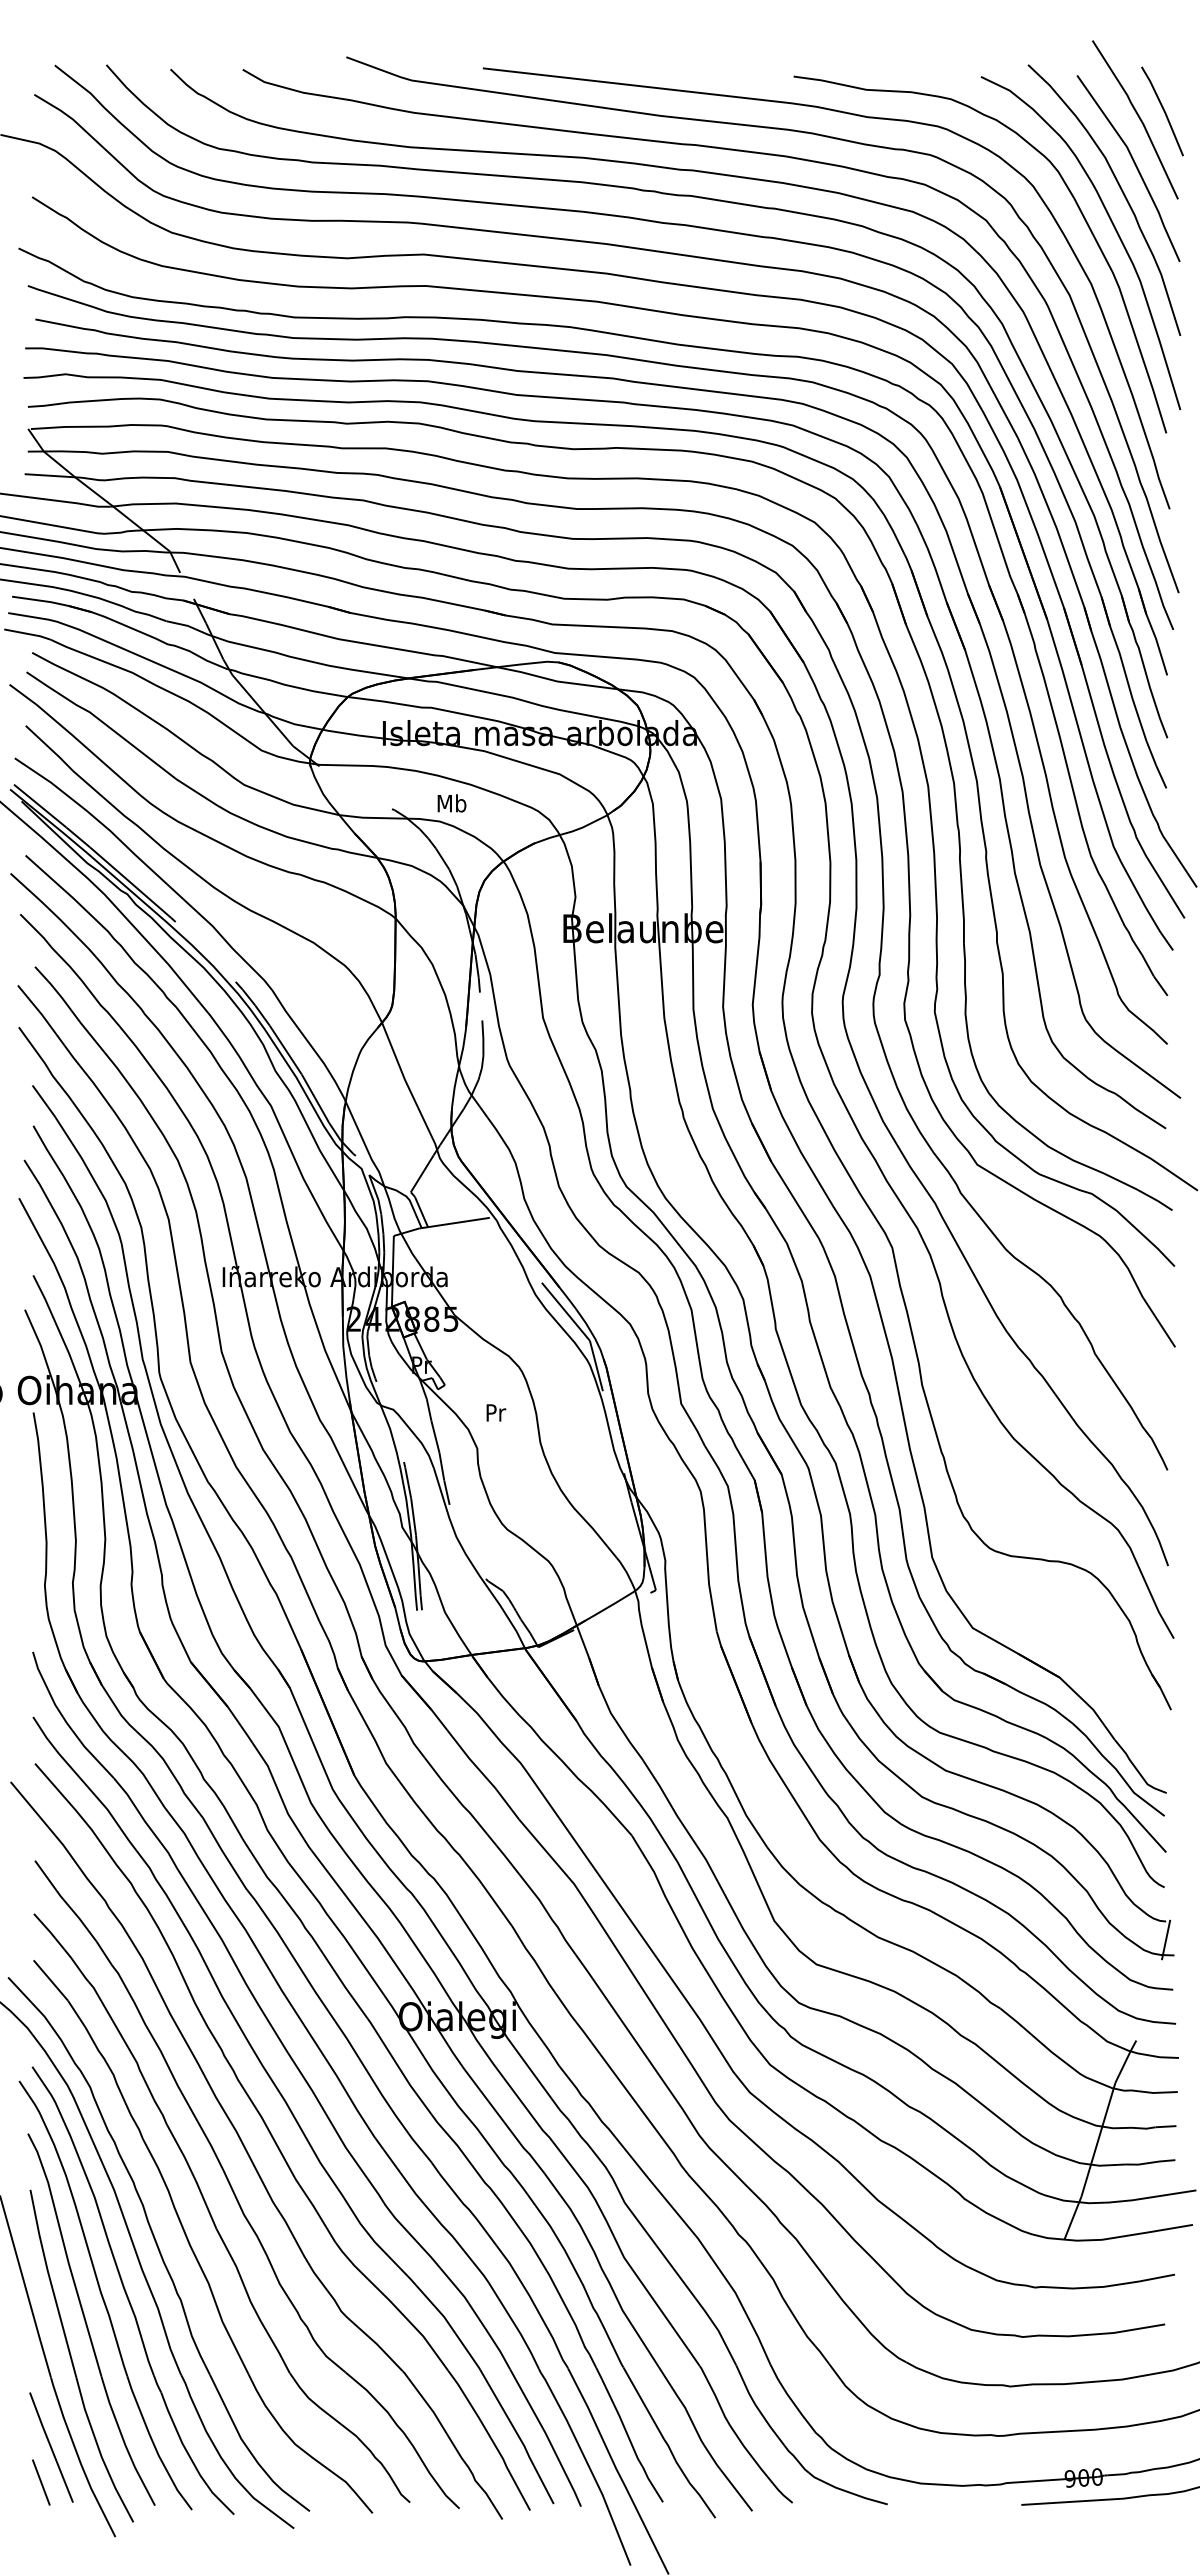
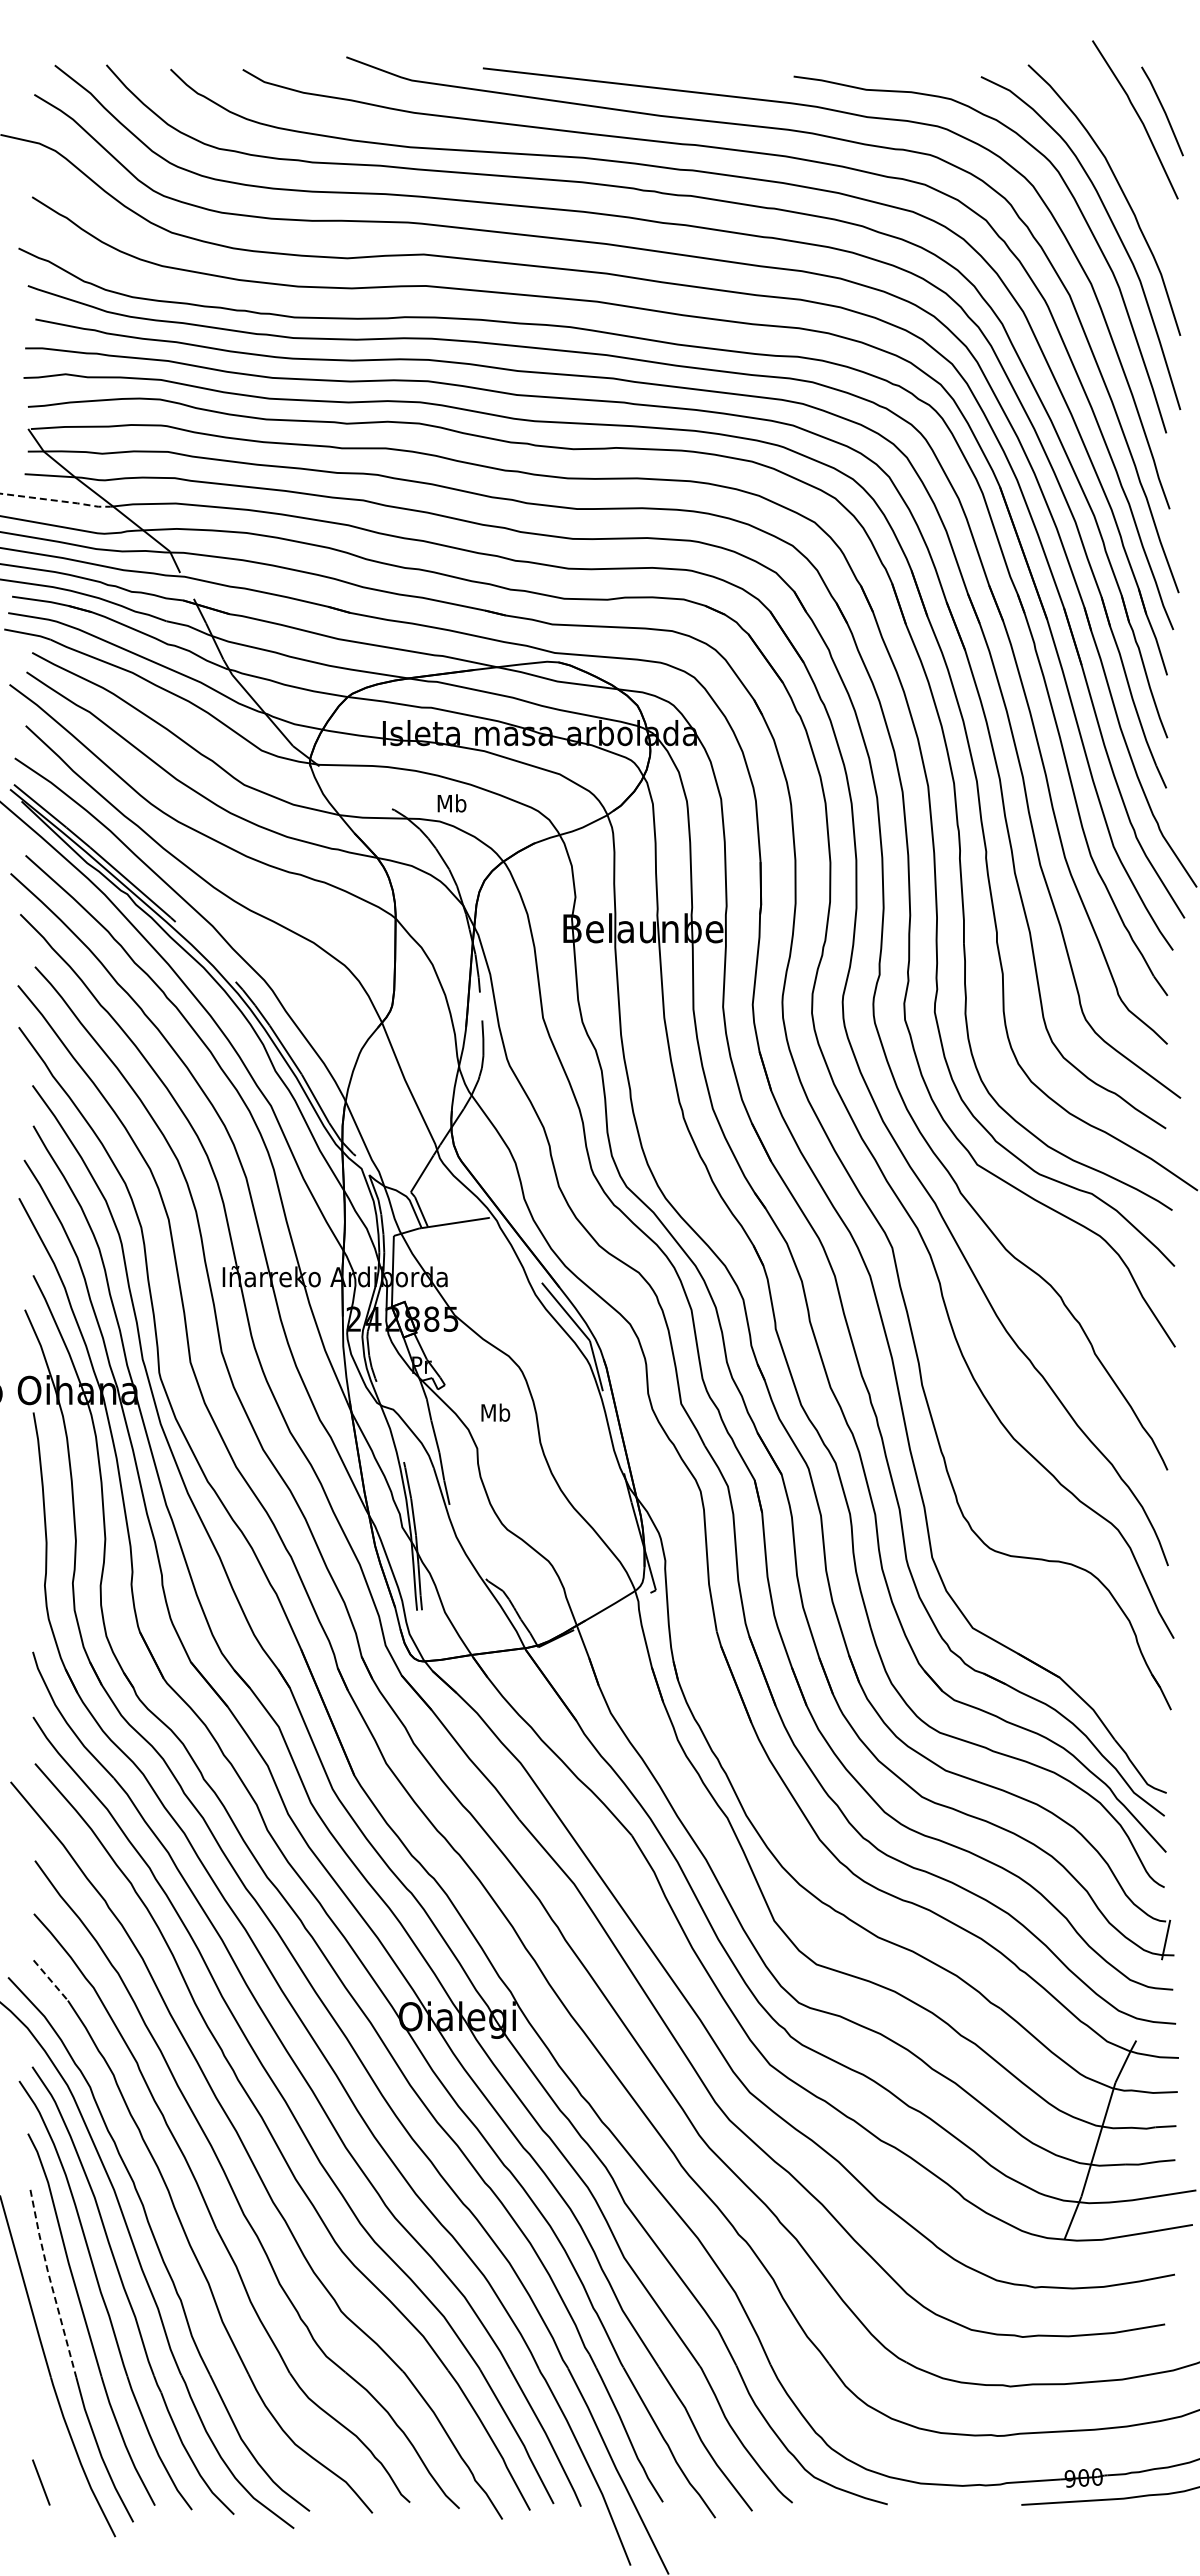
line: present -> none (1135, 167)
line: solid -> dashed (56, 500)
text: Pr -> Mb (495, 1412)
line: solid -> dashed (51, 1980)
line: solid -> dashed (50, 2282)
line: present -> none (51, 2447)
